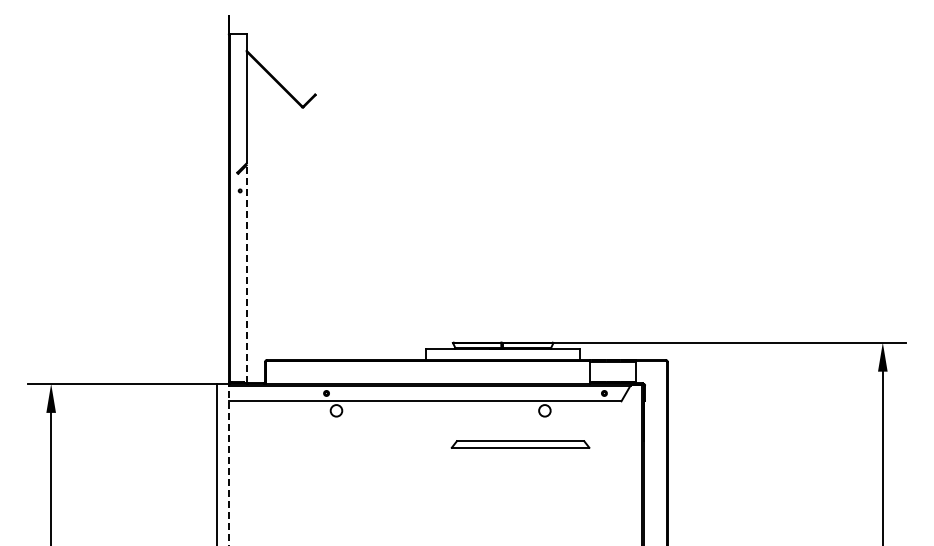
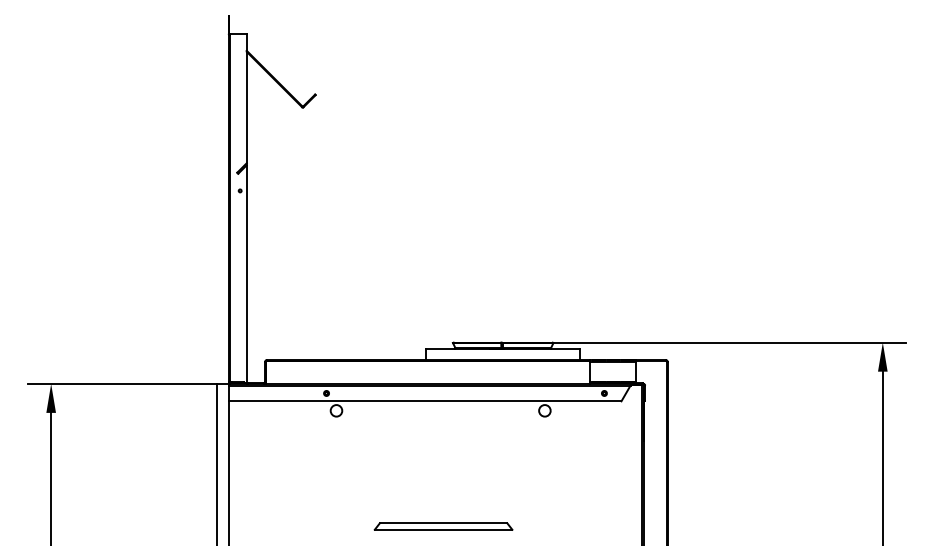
line: dashed -> solid (246, 274)
part position: (520, 444) -> (443, 526) (443, 526)
line: dashed -> solid (228, 464)
